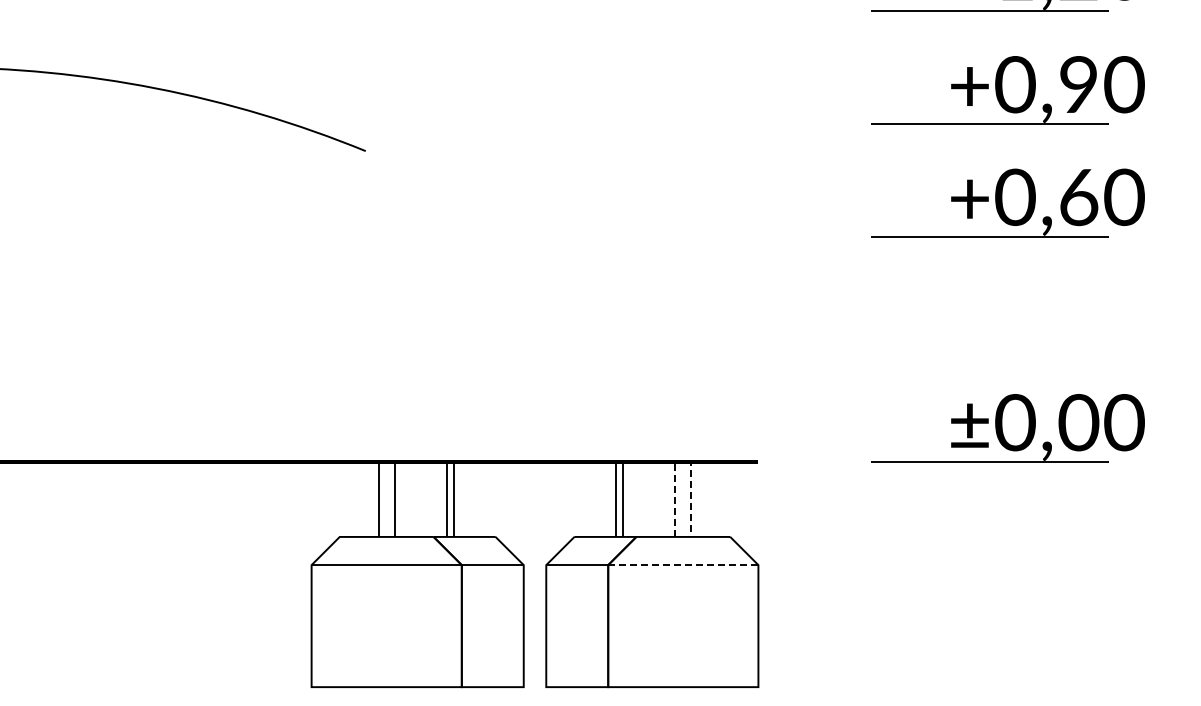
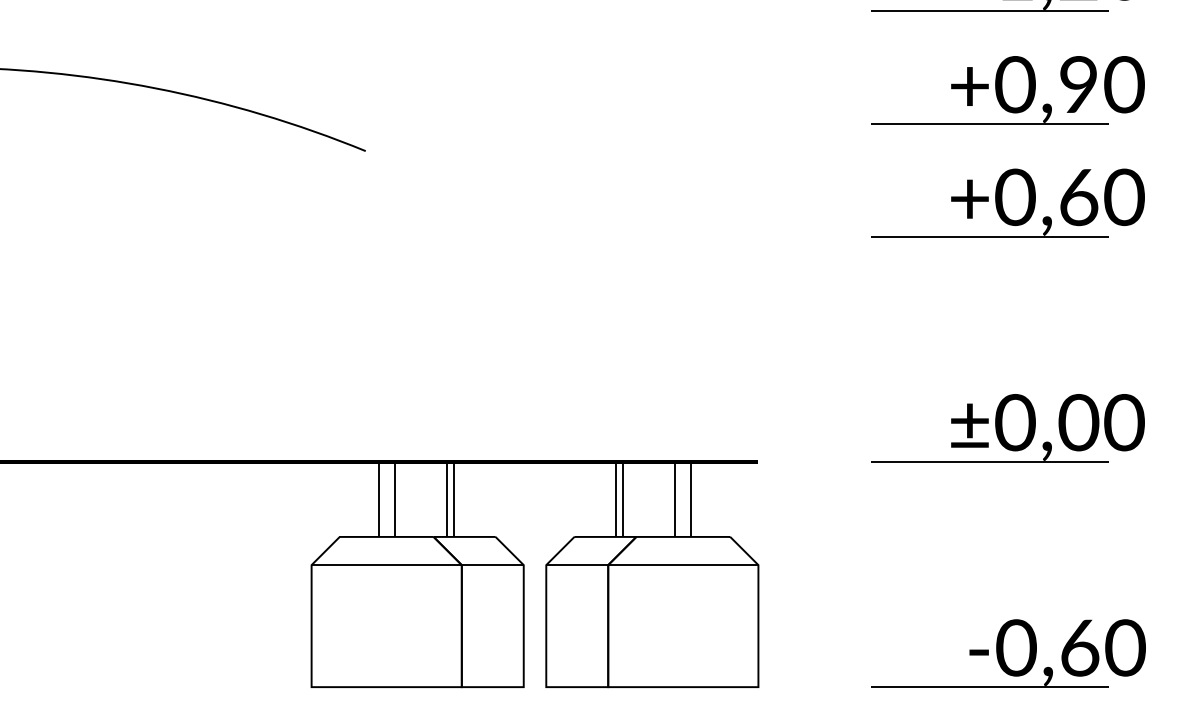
line: dashed -> solid (683, 461)
line: dashed -> solid (682, 565)
part: none -> present (1008, 653)
